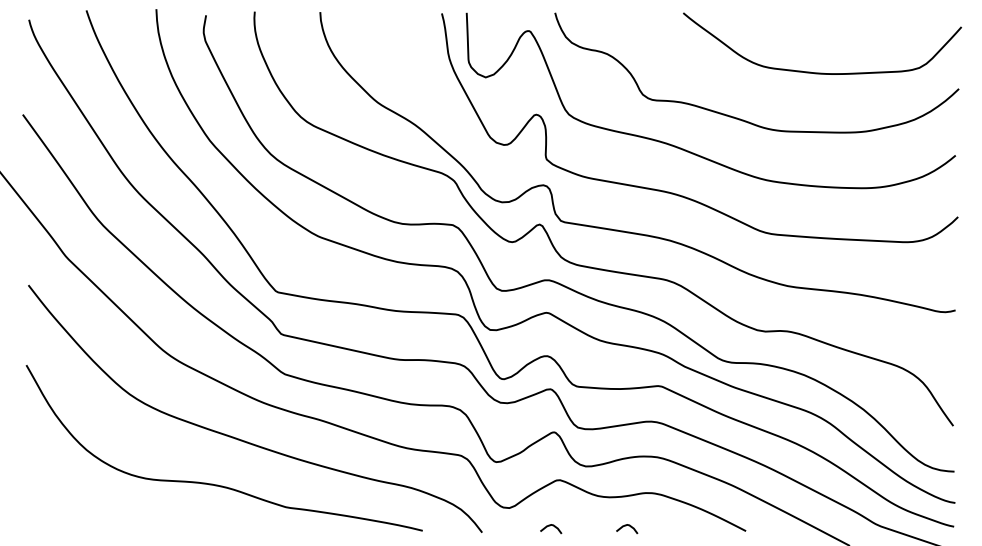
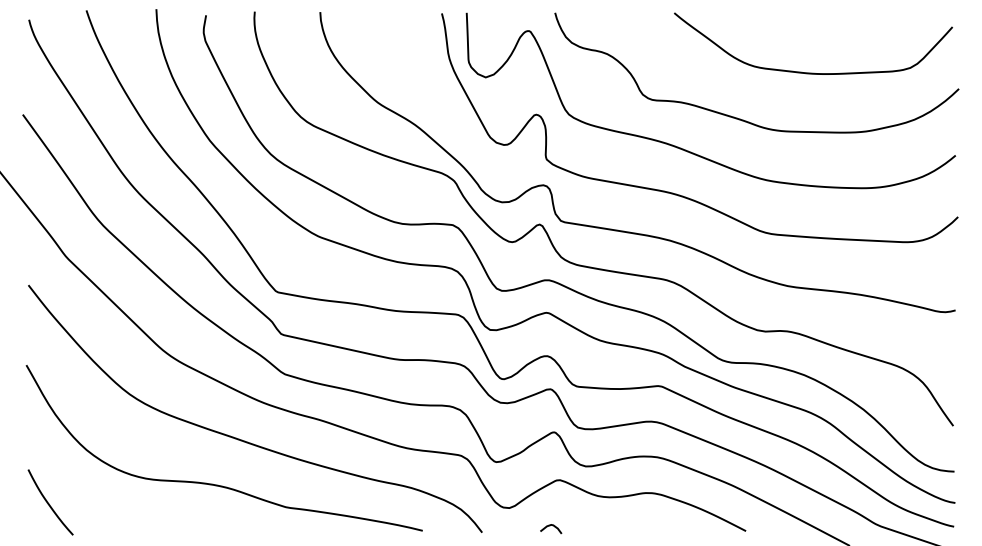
curve position: (822, 72) -> (813, 72) (813, 72)
curve: none -> present (49, 503)
curve: present -> none (626, 526)
